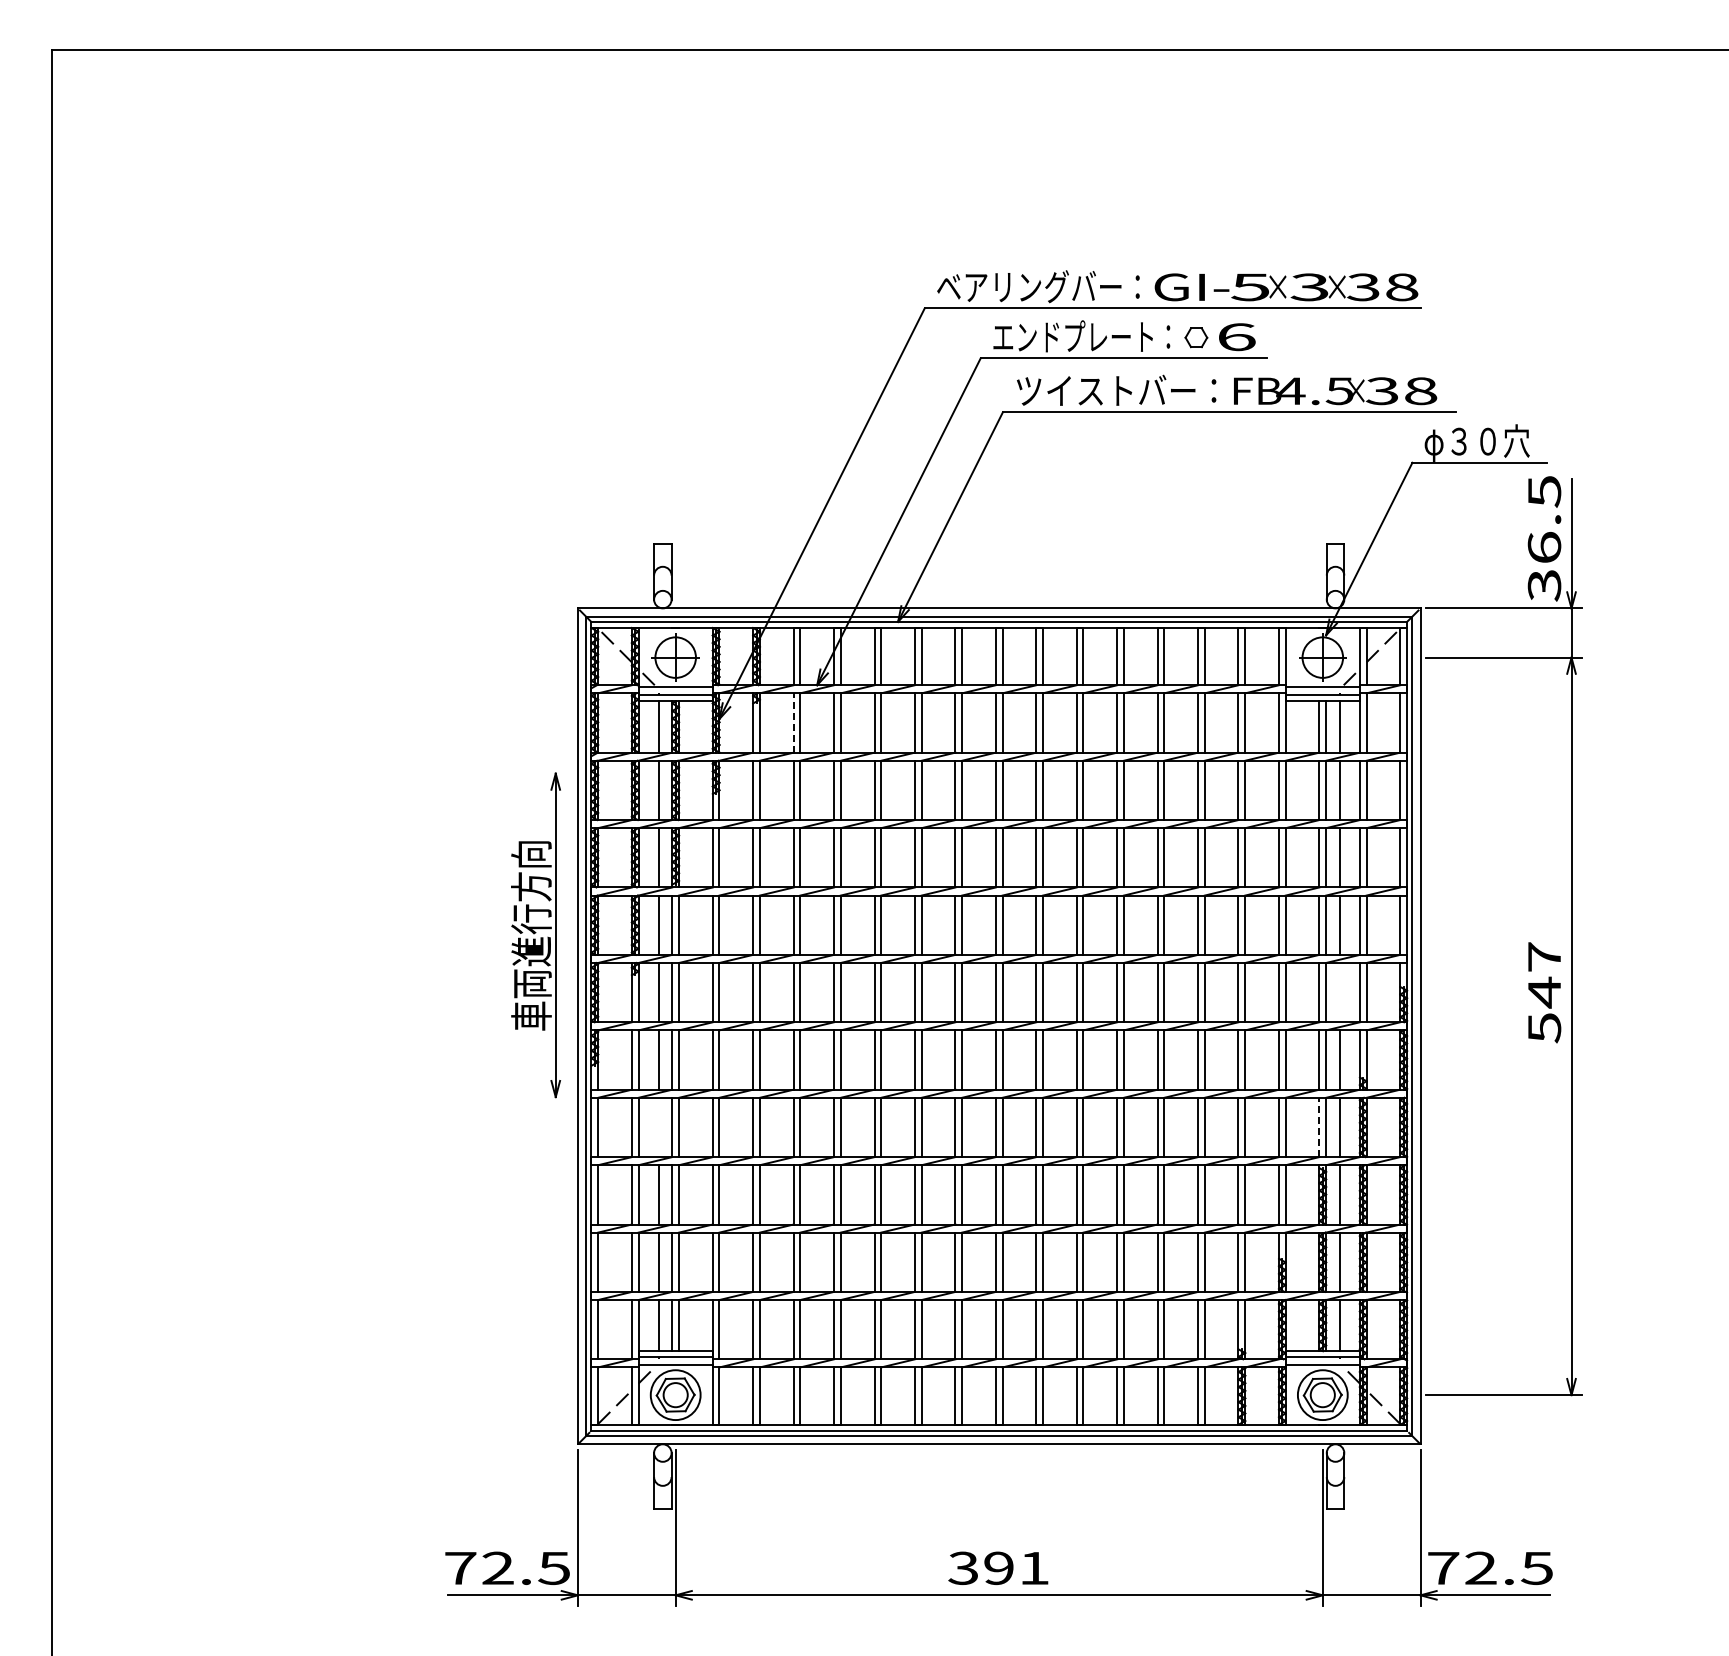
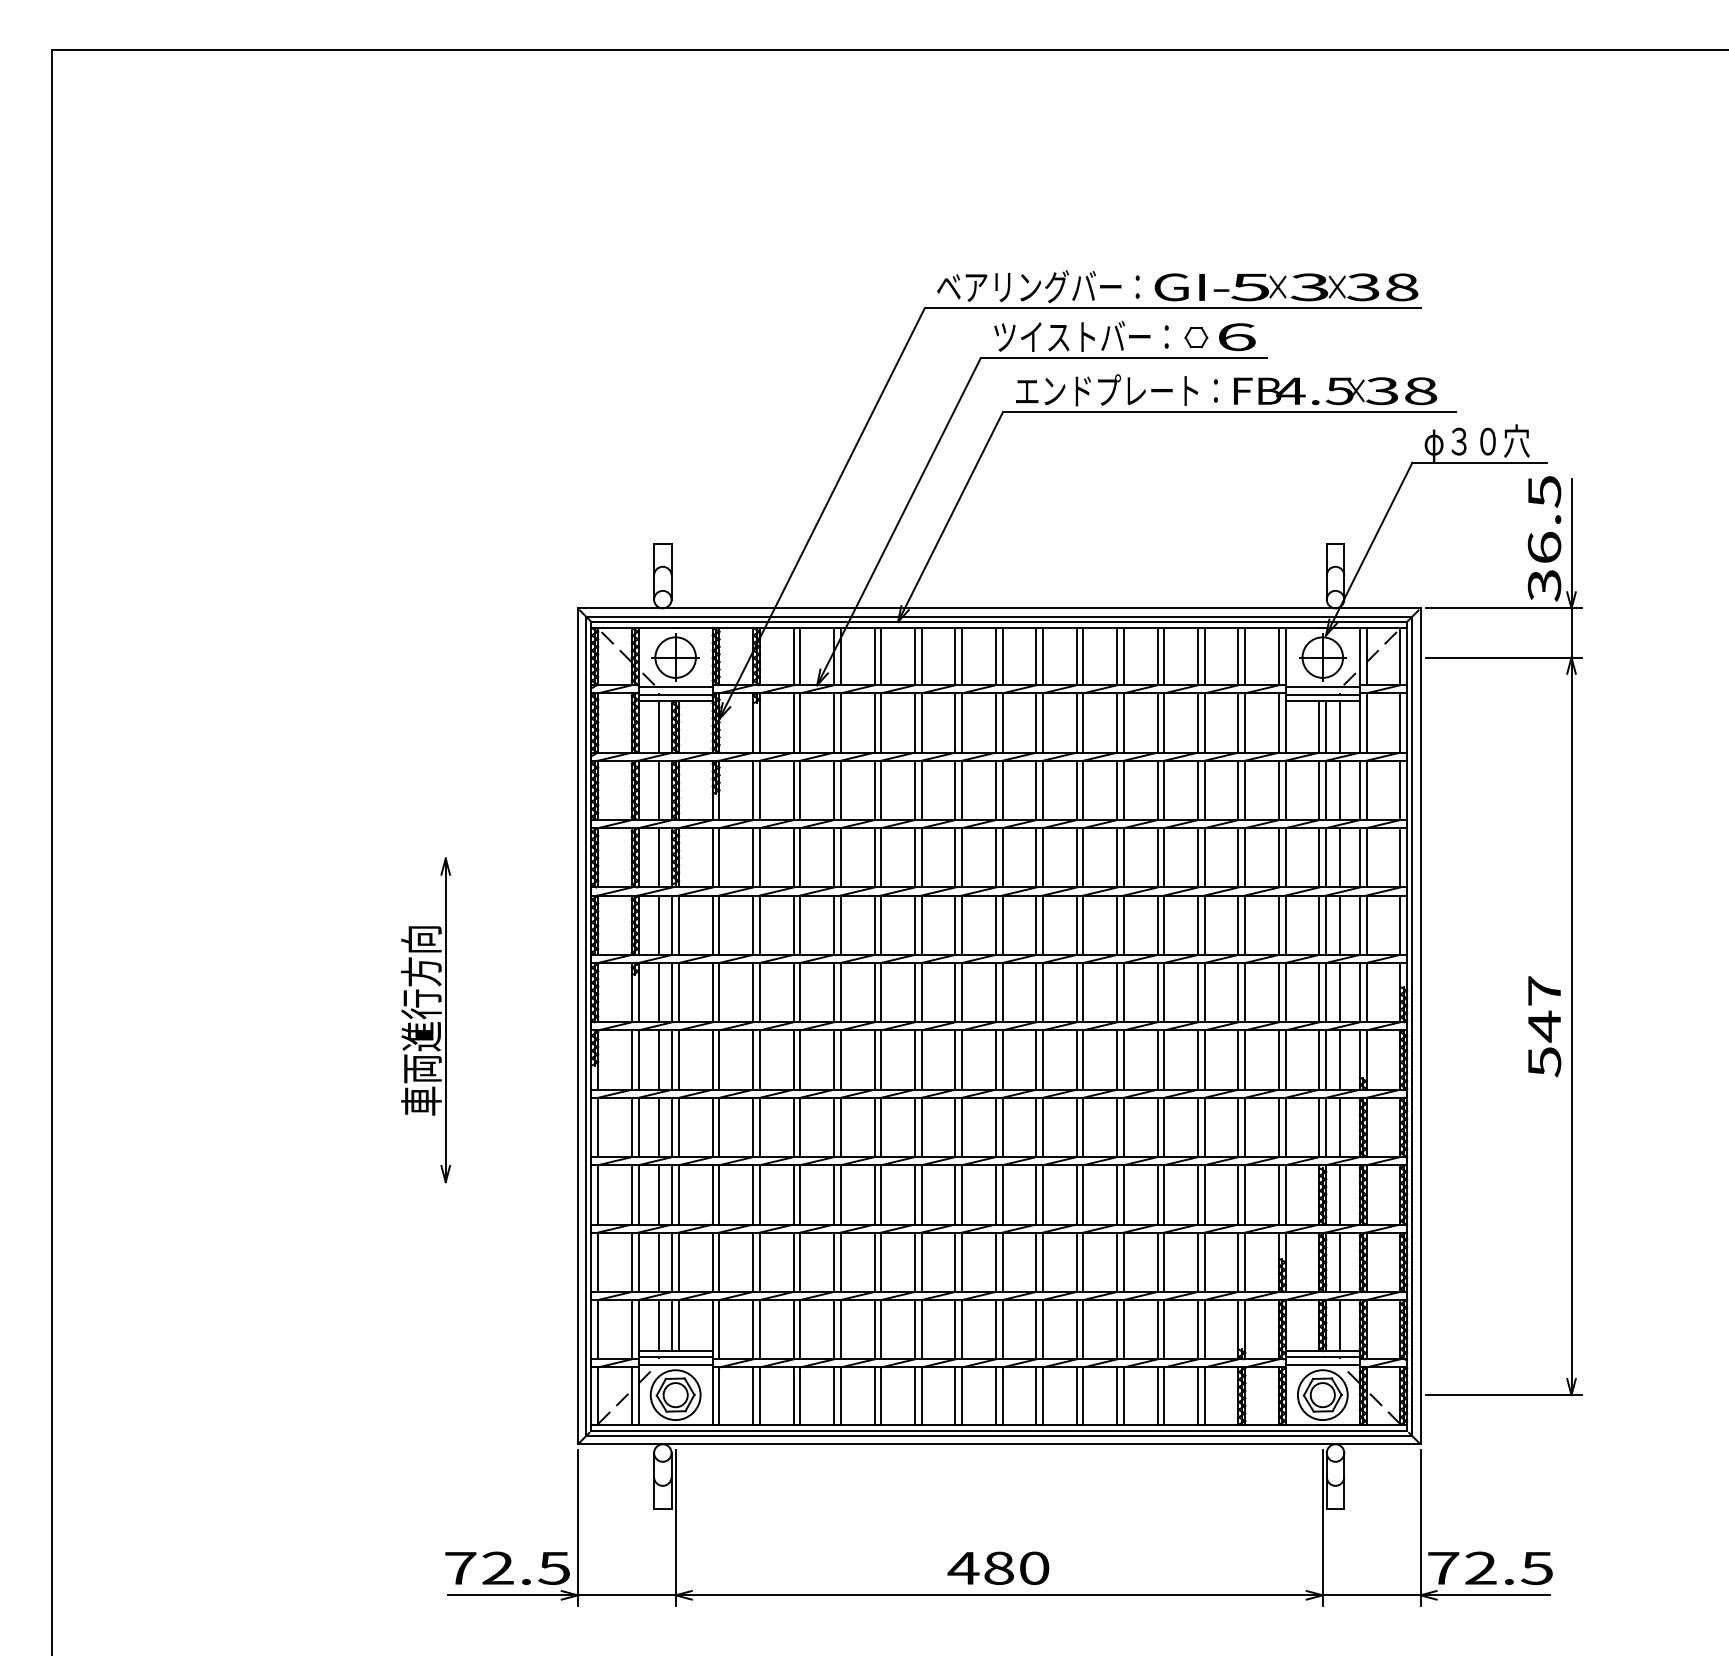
text: エンドプレート： -> ツイストバー： (1081, 336)
text: ツイストバー： -> エンドプレート： (1116, 390)
line: dashed -> solid (793, 723)
part position: (535, 935) -> (425, 1020) (425, 1020)
line: none -> present (1339, 992)
text position: (1544, 992) -> (1544, 1026) (1544, 1026)
line: none -> present (658, 1127)
line: dashed -> solid (1319, 1127)
text: 391 -> 480 (998, 1568)
